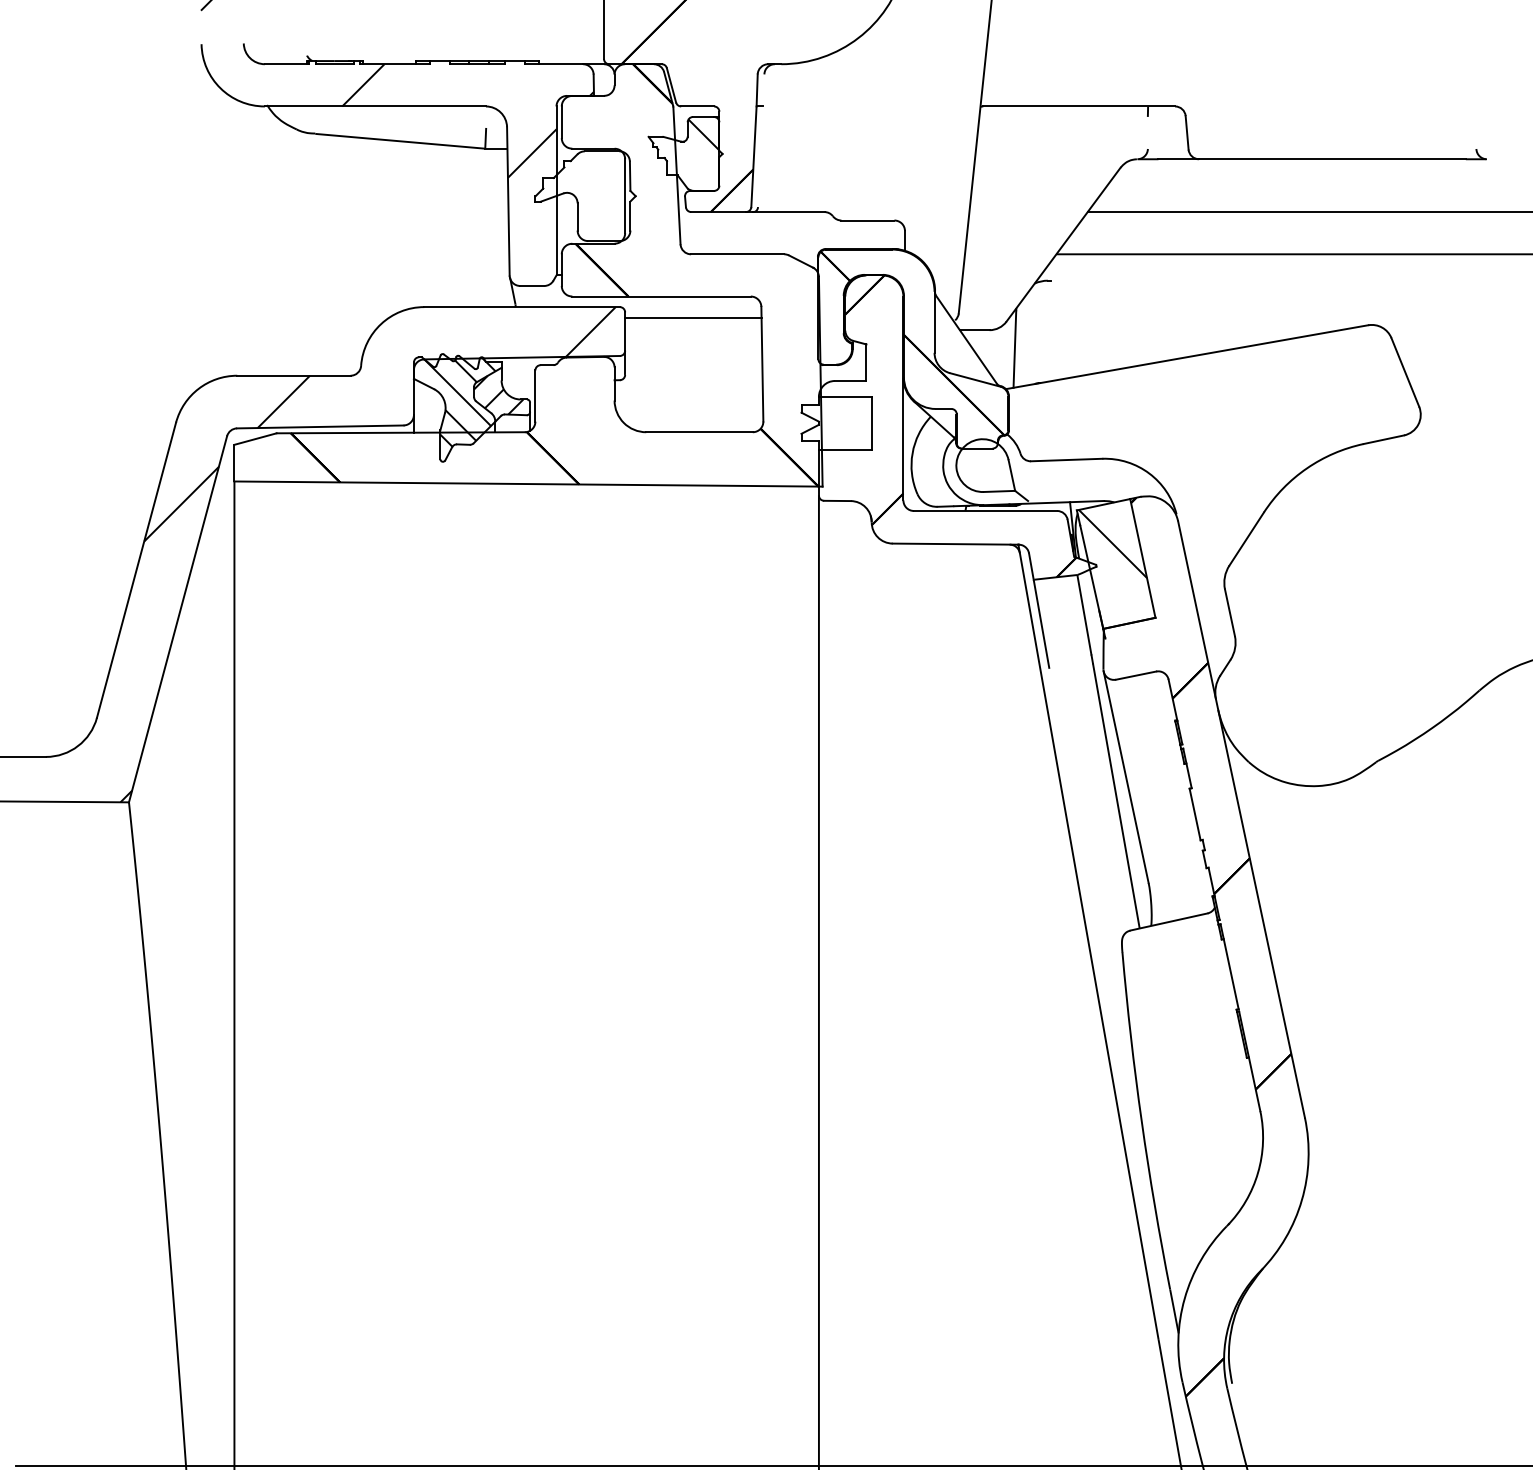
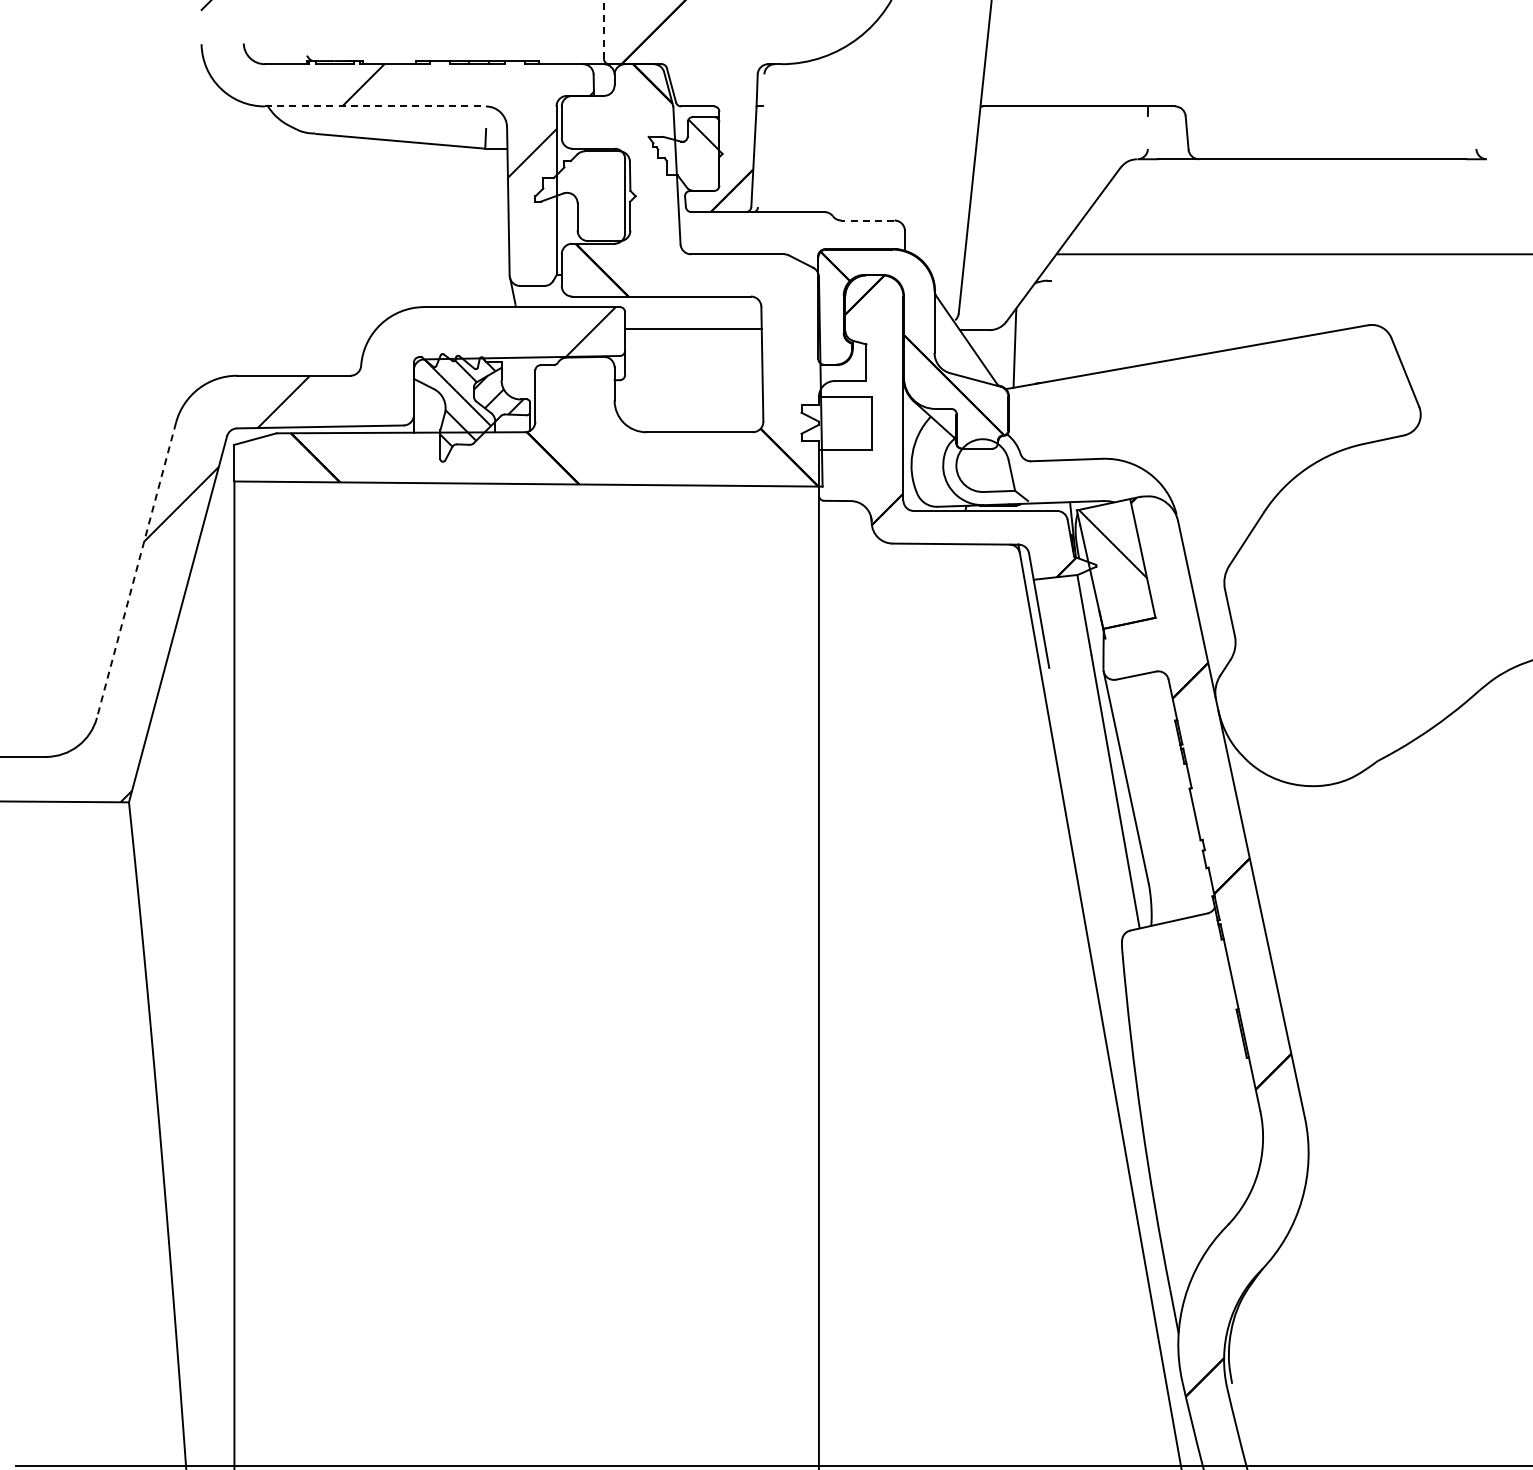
line: solid -> dashed (604, 29)
line: solid -> dashed (375, 106)
line: present -> none (1308, 212)
line: solid -> dashed (867, 220)
line position: (693, 317) -> (693, 328) (693, 328)
line: solid -> dashed (136, 570)
